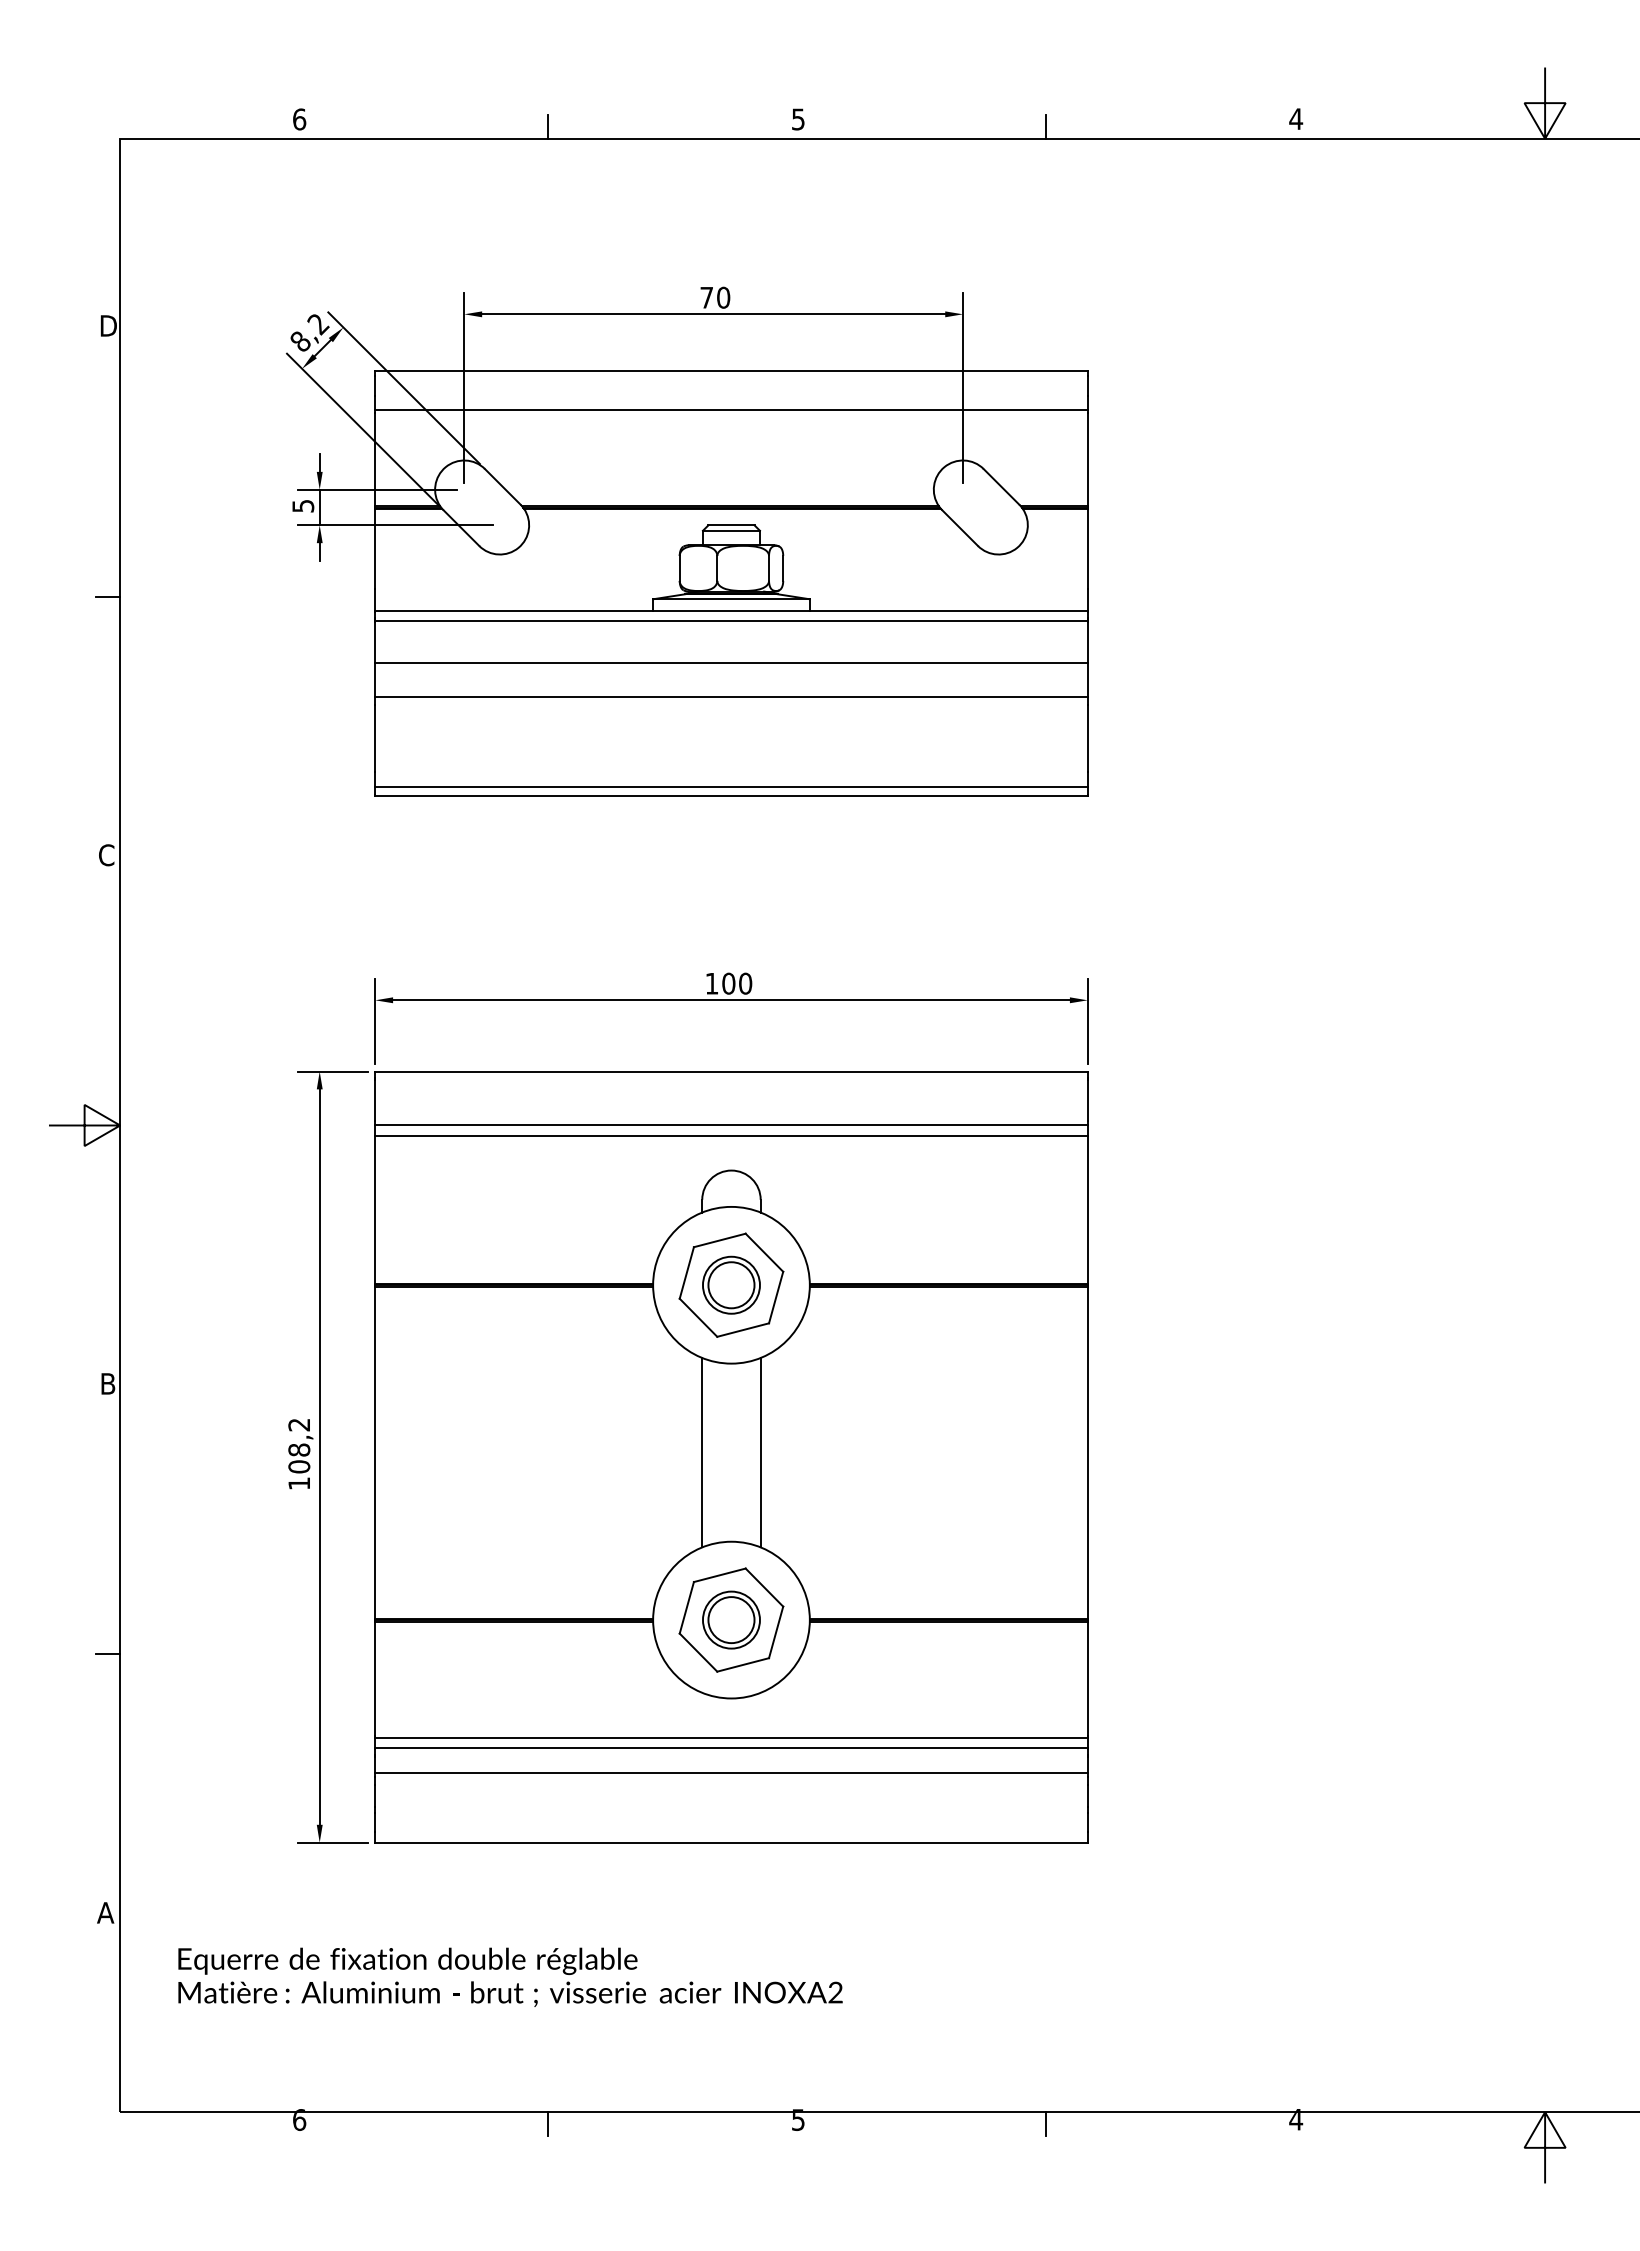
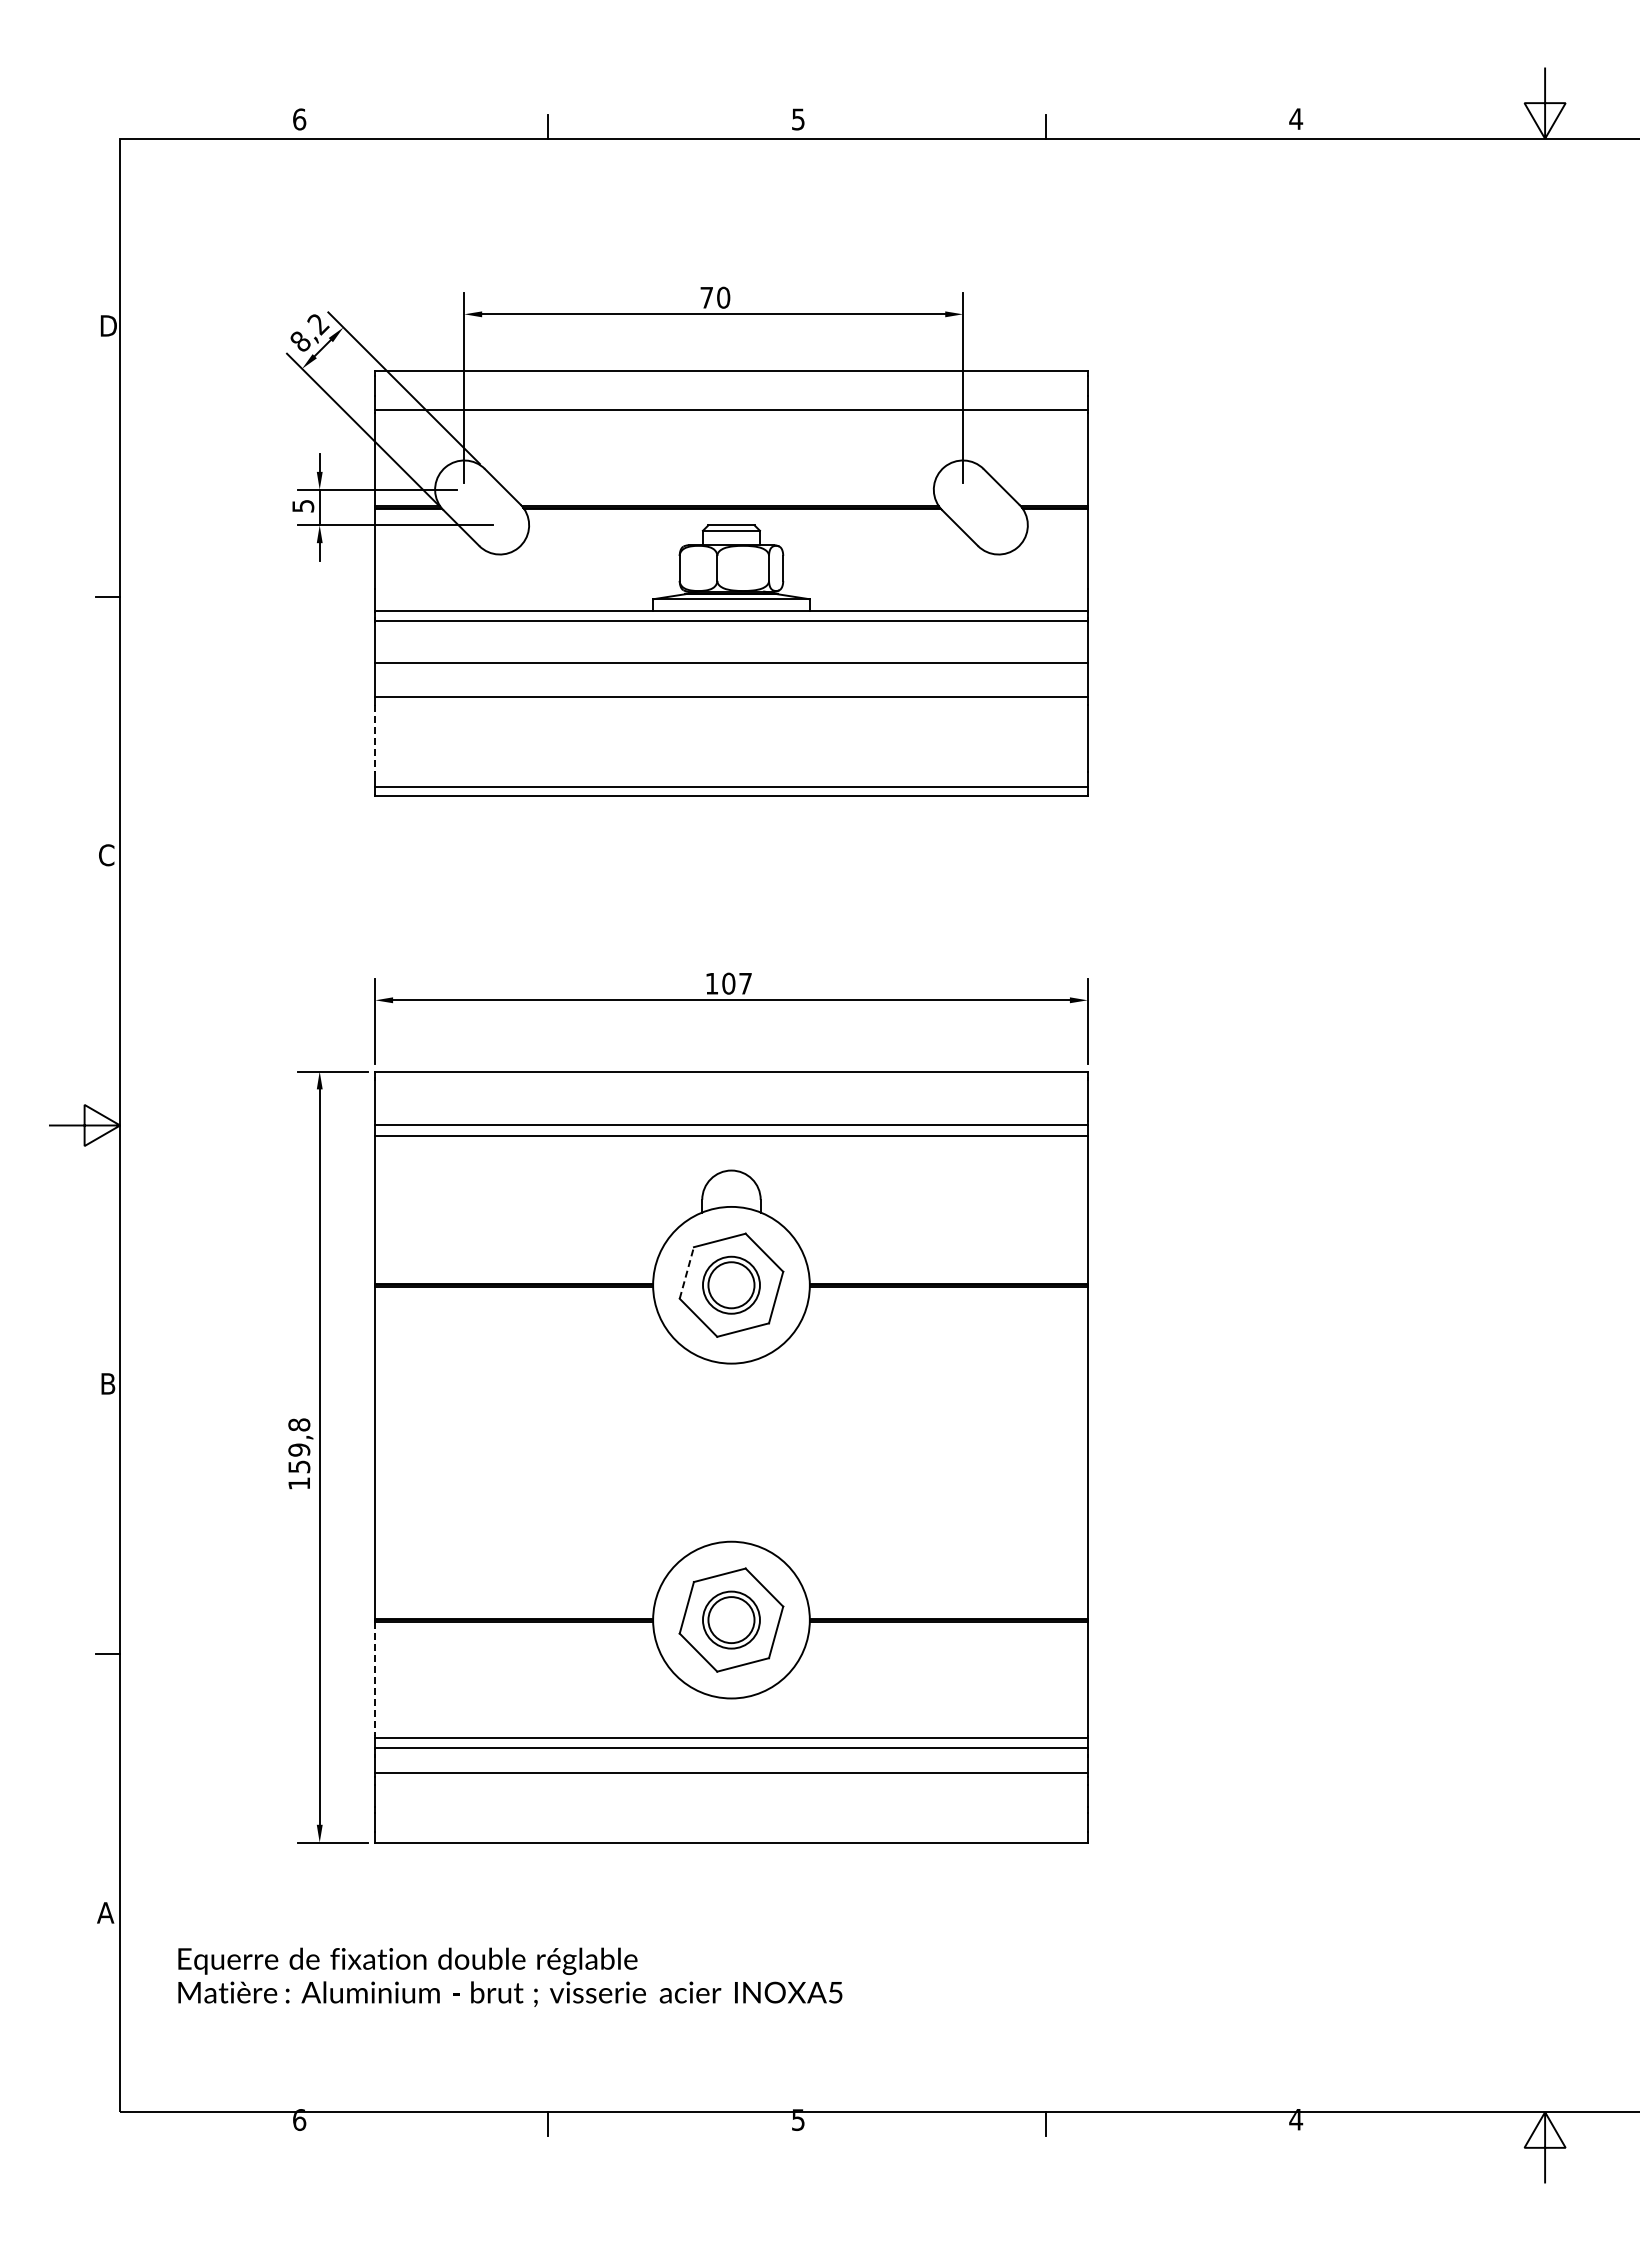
line: solid -> dashed (375, 738)
text: 100 -> 107 (745, 983)
line: solid -> dashed (686, 1272)
text: 108,2 -> 159,8 (299, 1445)
line: present -> none (702, 1452)
line: present -> none (760, 1452)
line: solid -> dashed (375, 1679)
text: A2 -> A5 (835, 1992)
